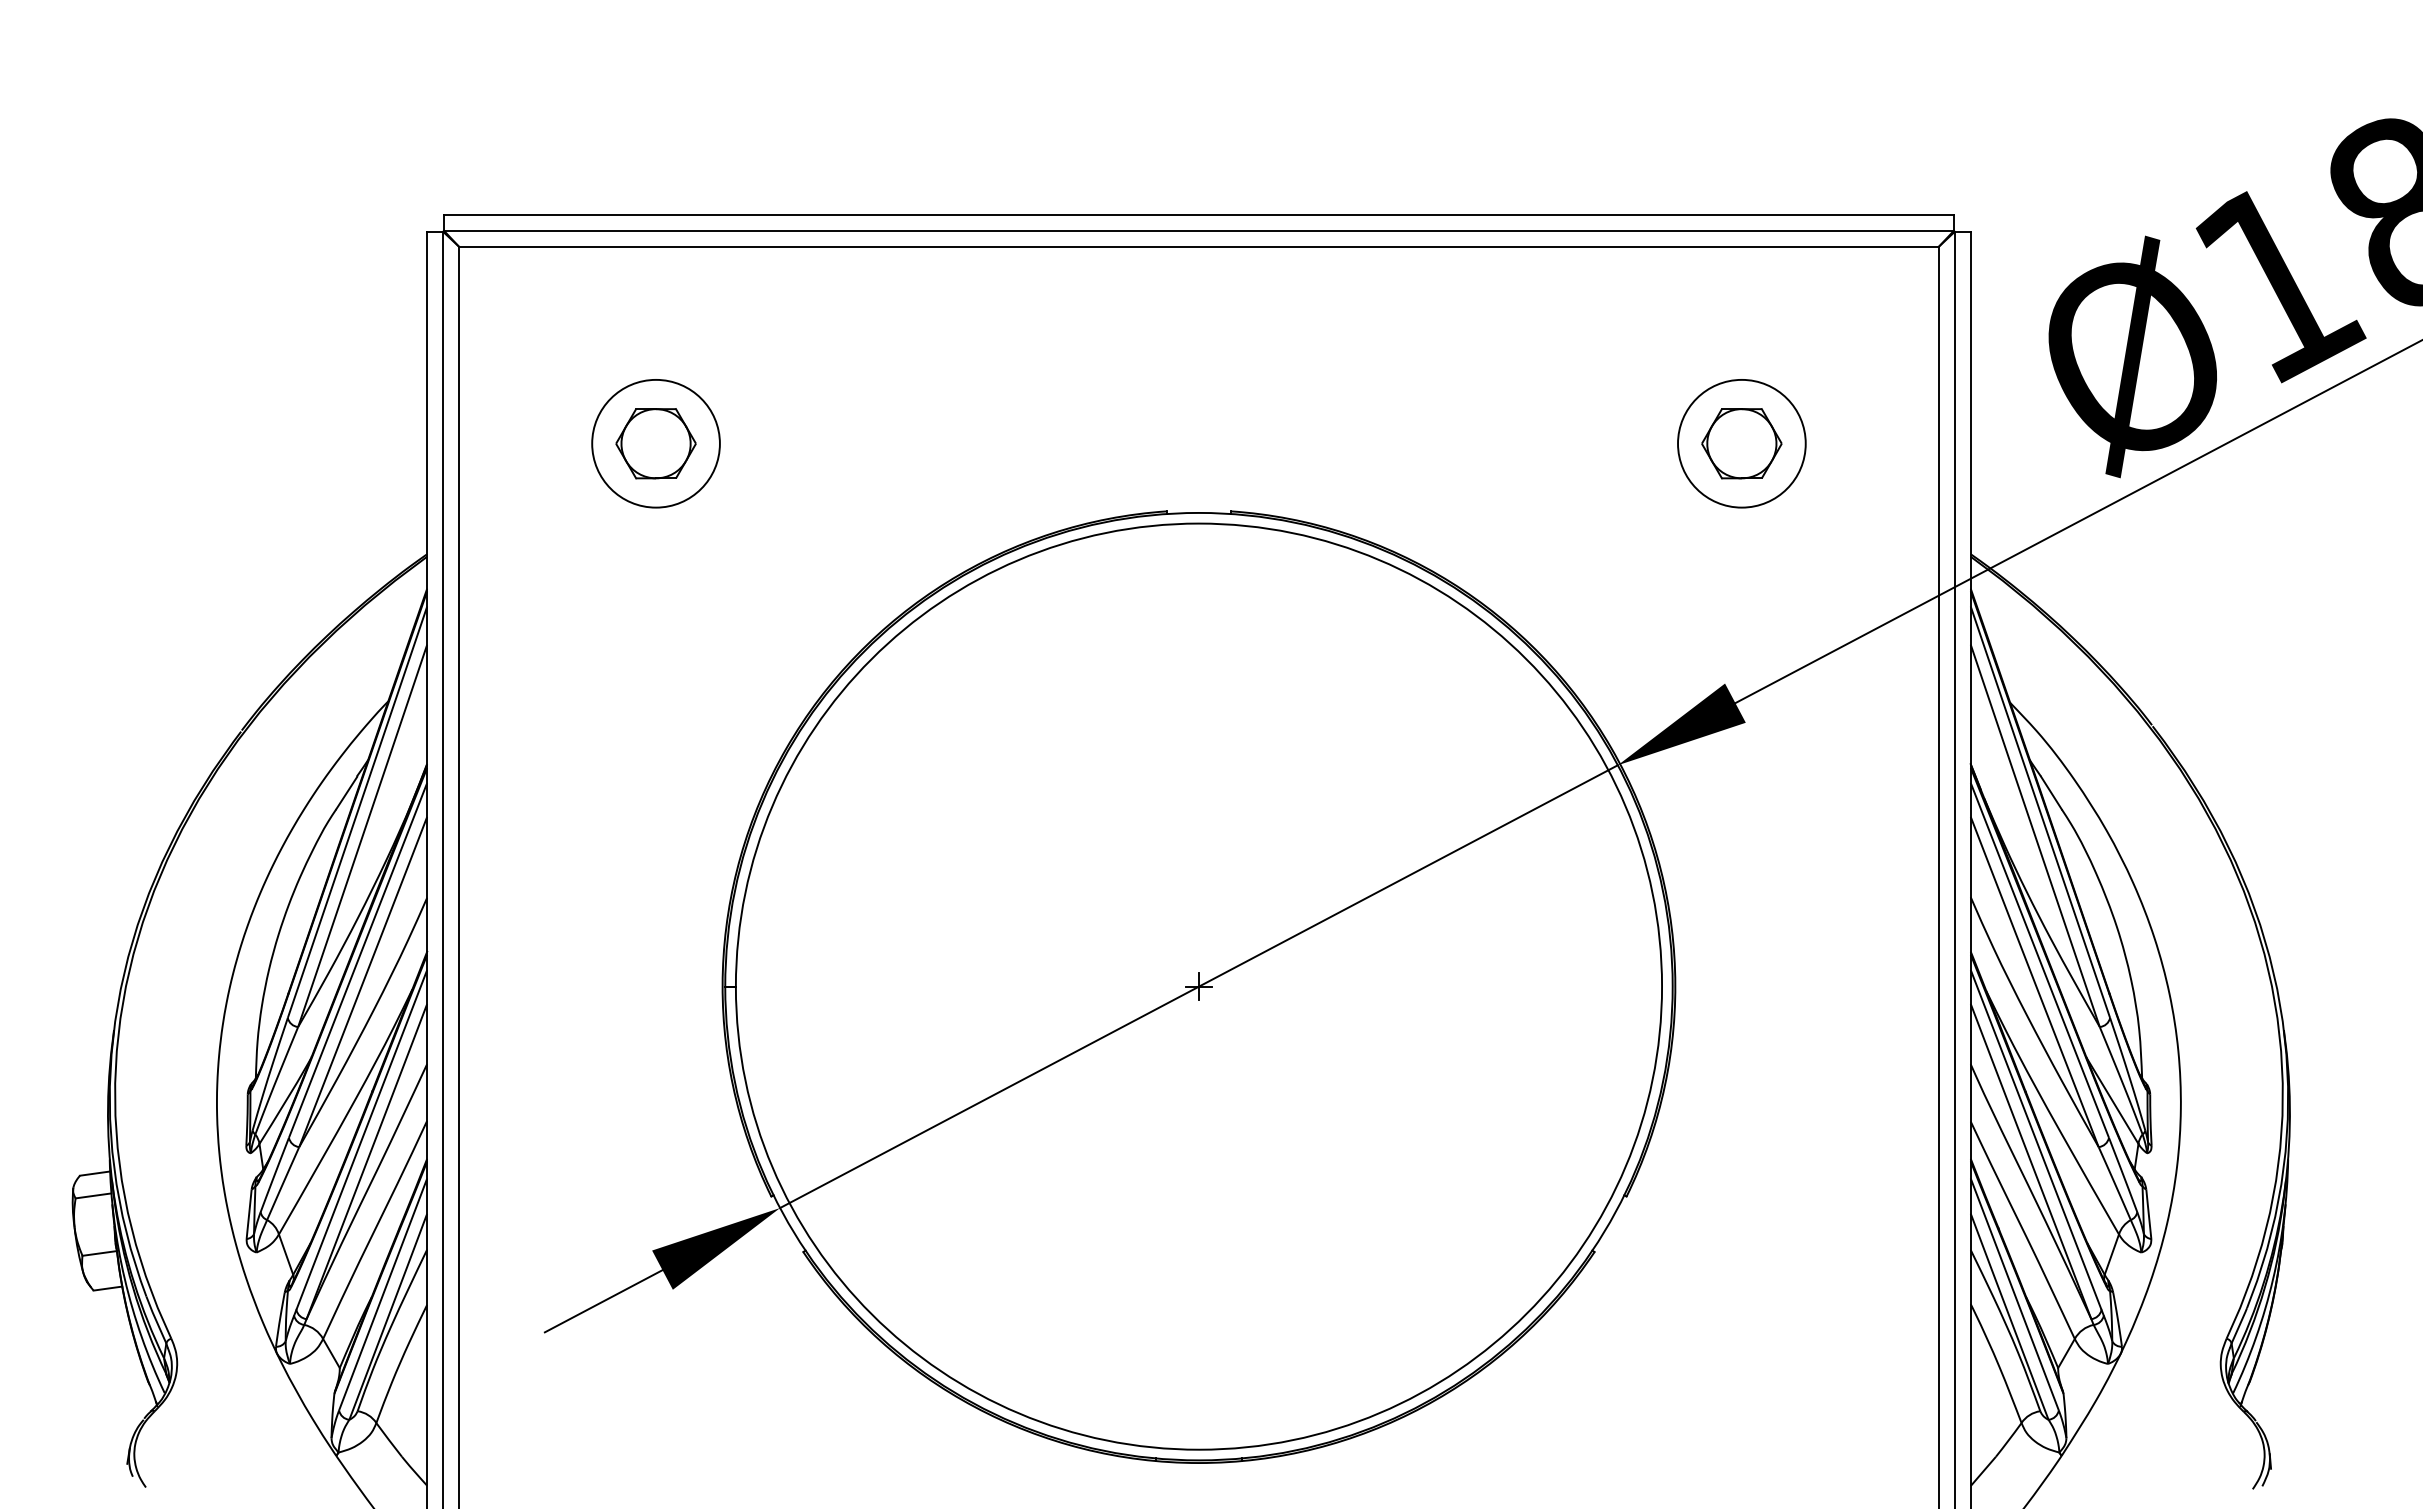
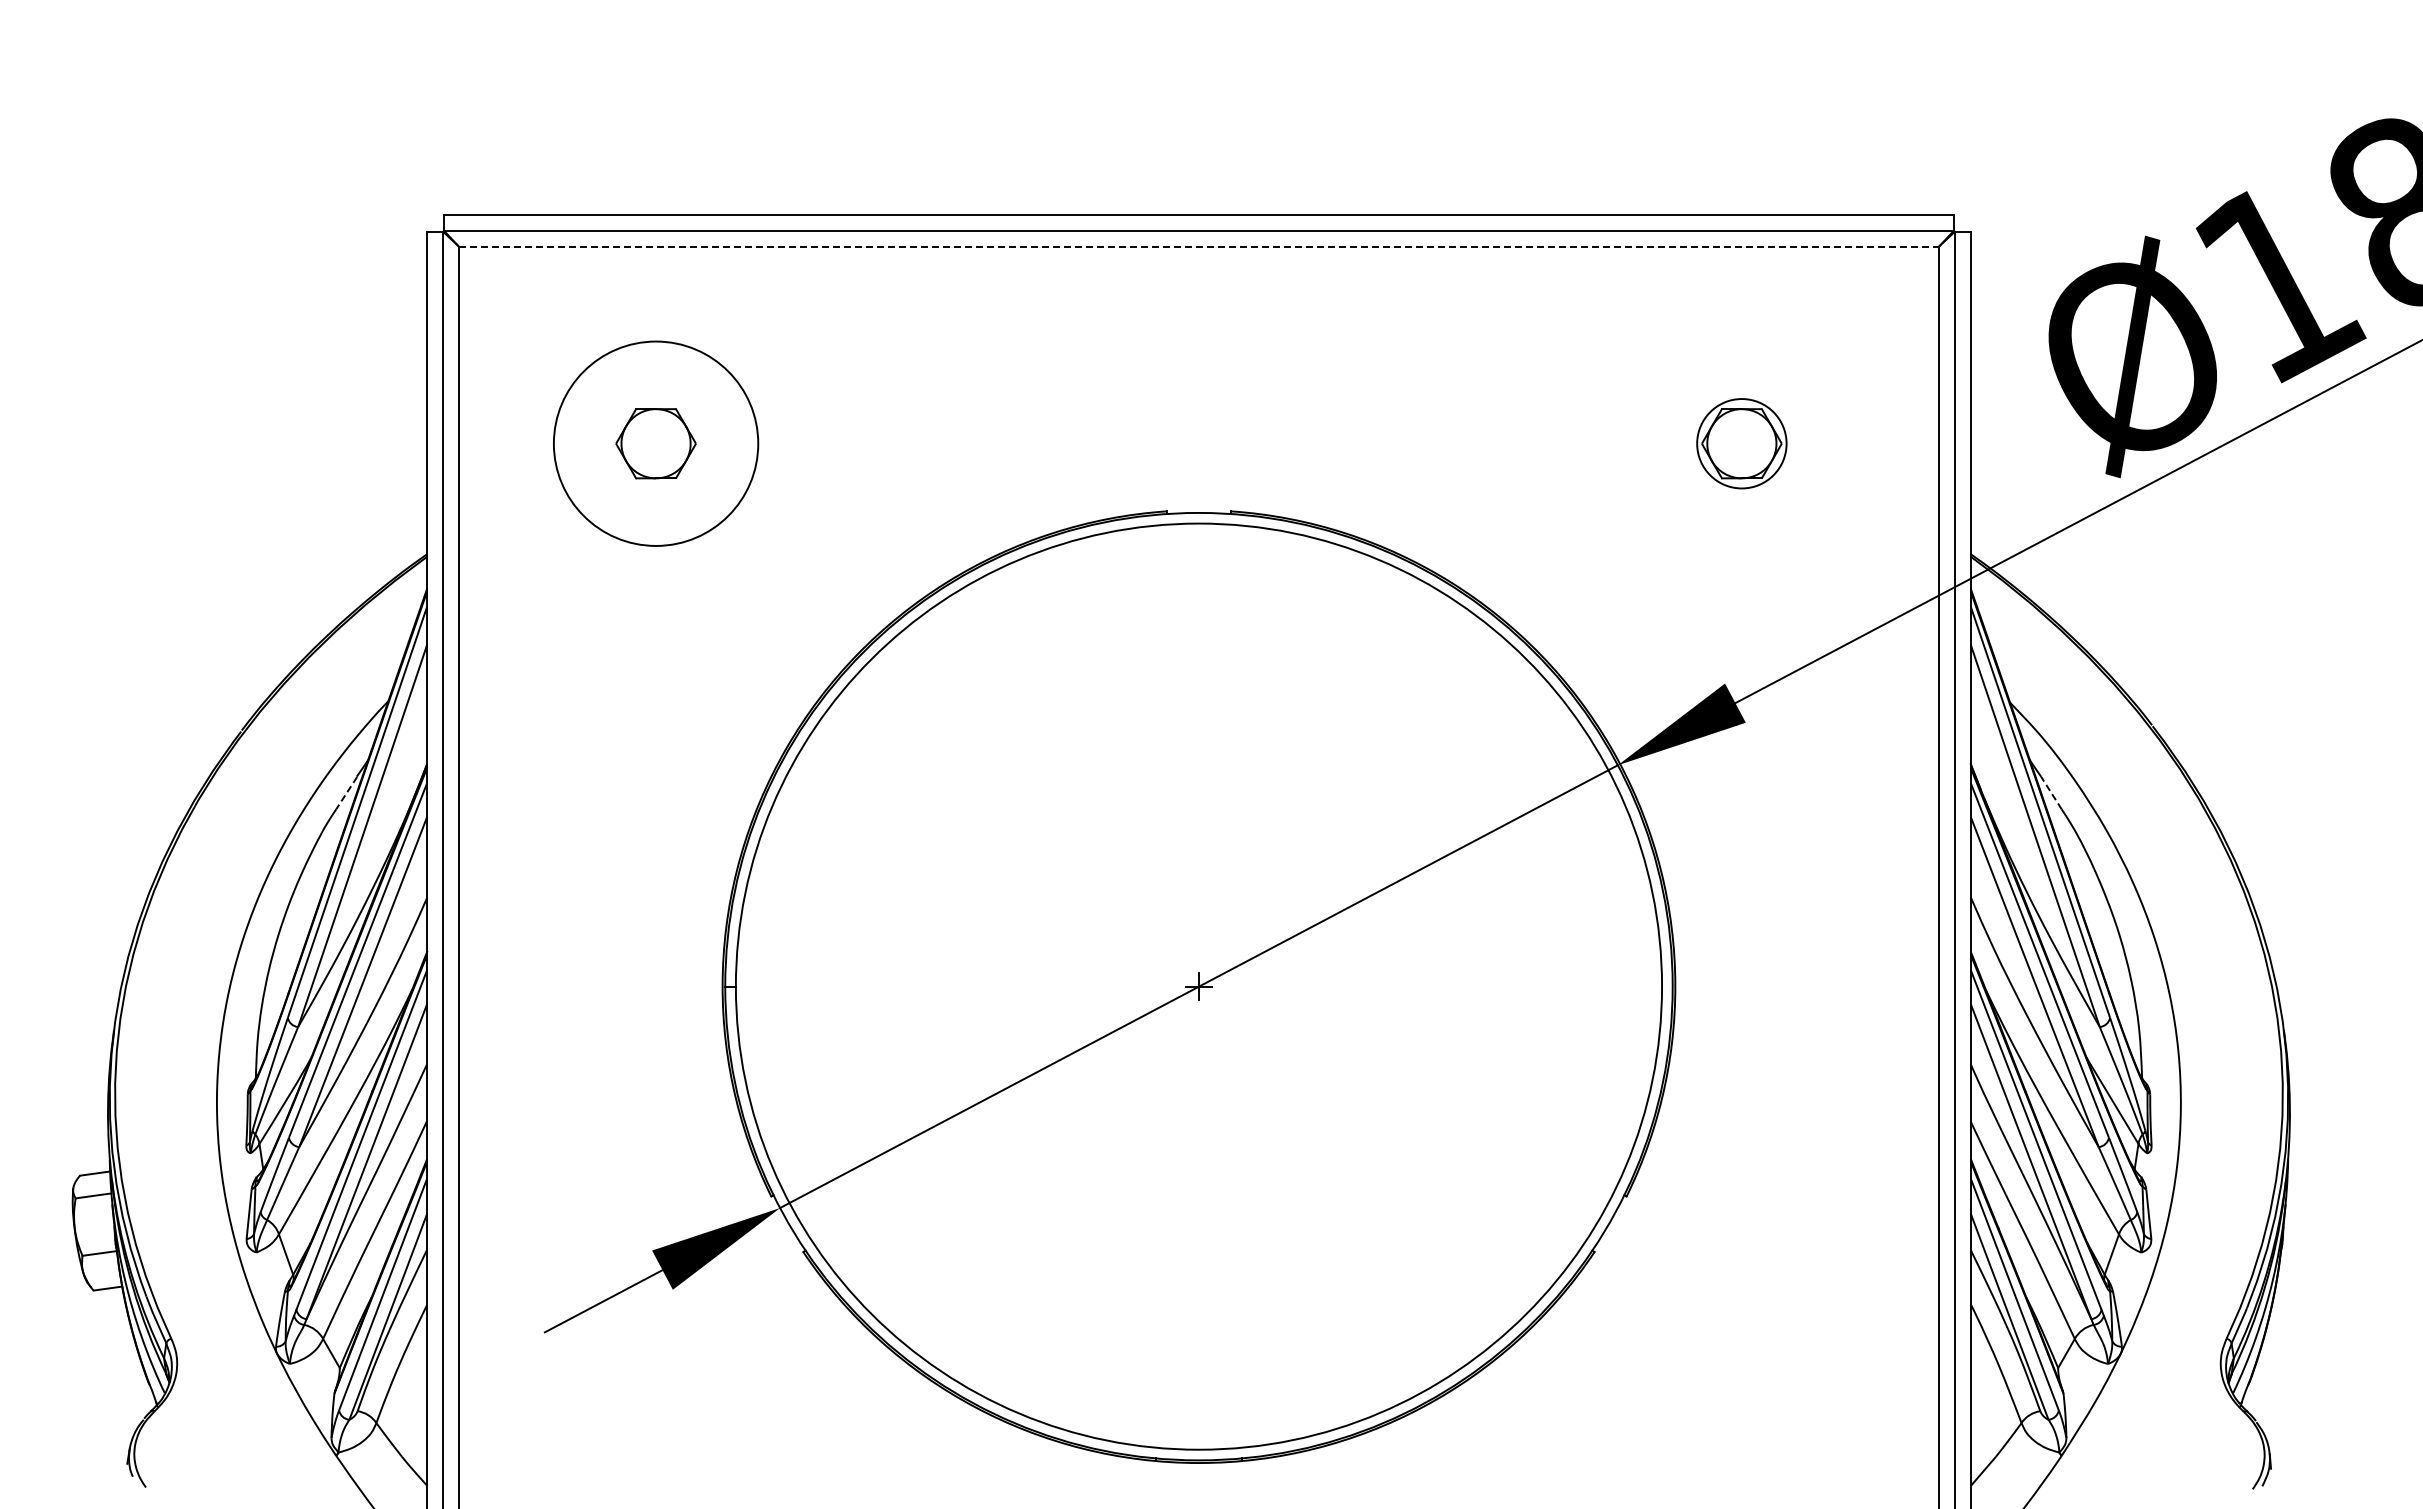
line: solid -> dashed (1198, 246)
circle diameter: 128 px -> 204 px (655, 443)
circle diameter: 128 px -> 89 px (1741, 443)
line: solid -> dashed (2051, 792)
line: solid -> dashed (346, 793)
